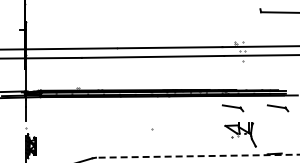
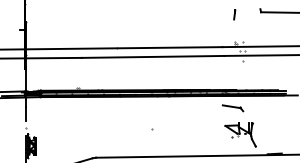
part: none -> present (234, 14)
part: present -> none (277, 108)
line: dashed -> solid (197, 156)
